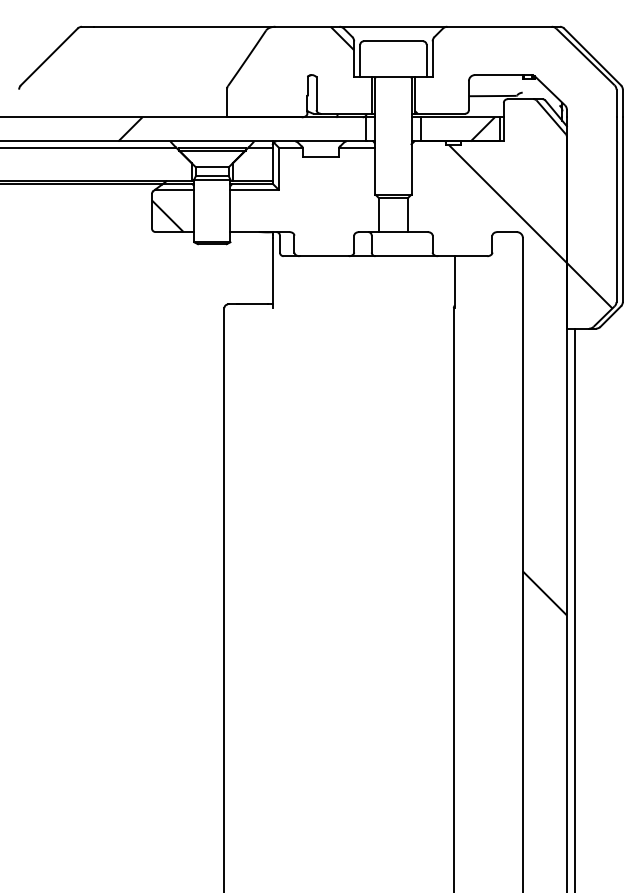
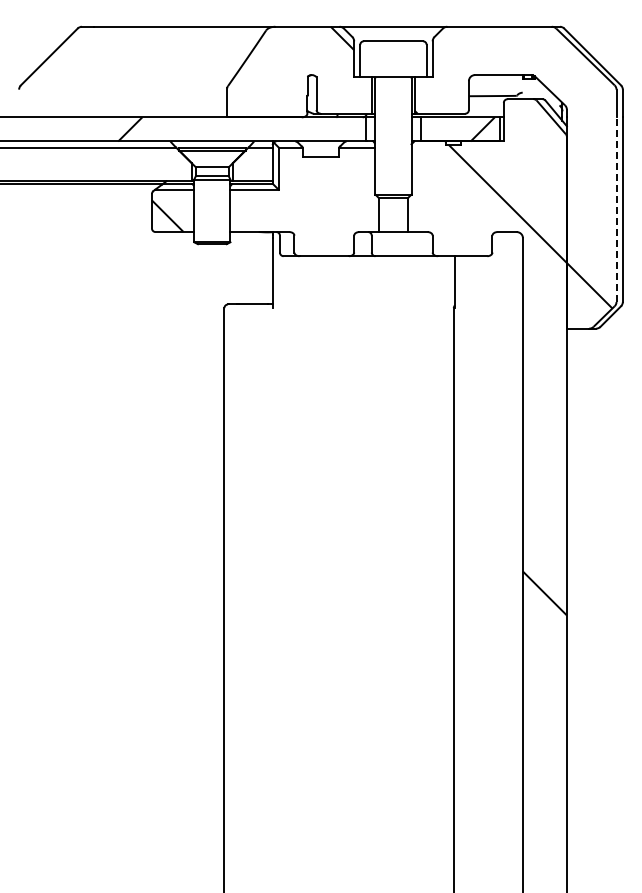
line: solid -> dashed (616, 209)
line: present -> none (574, 608)
